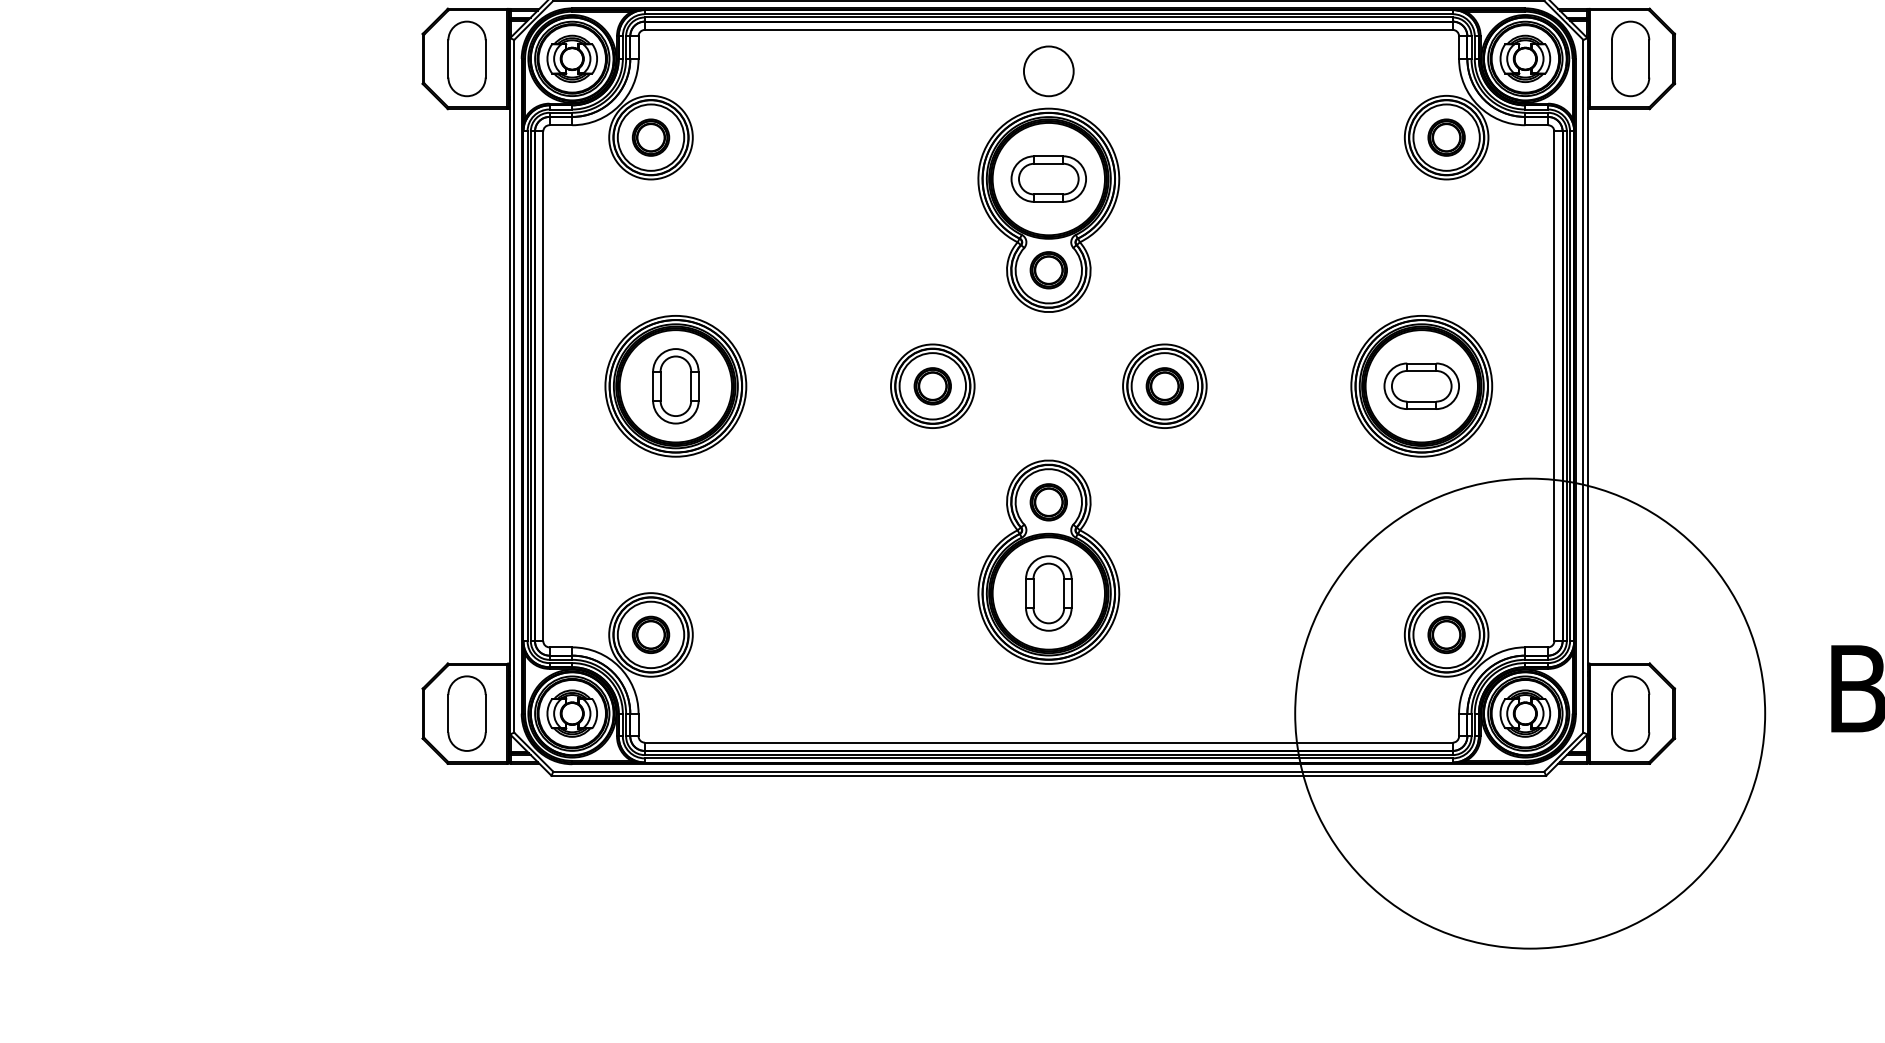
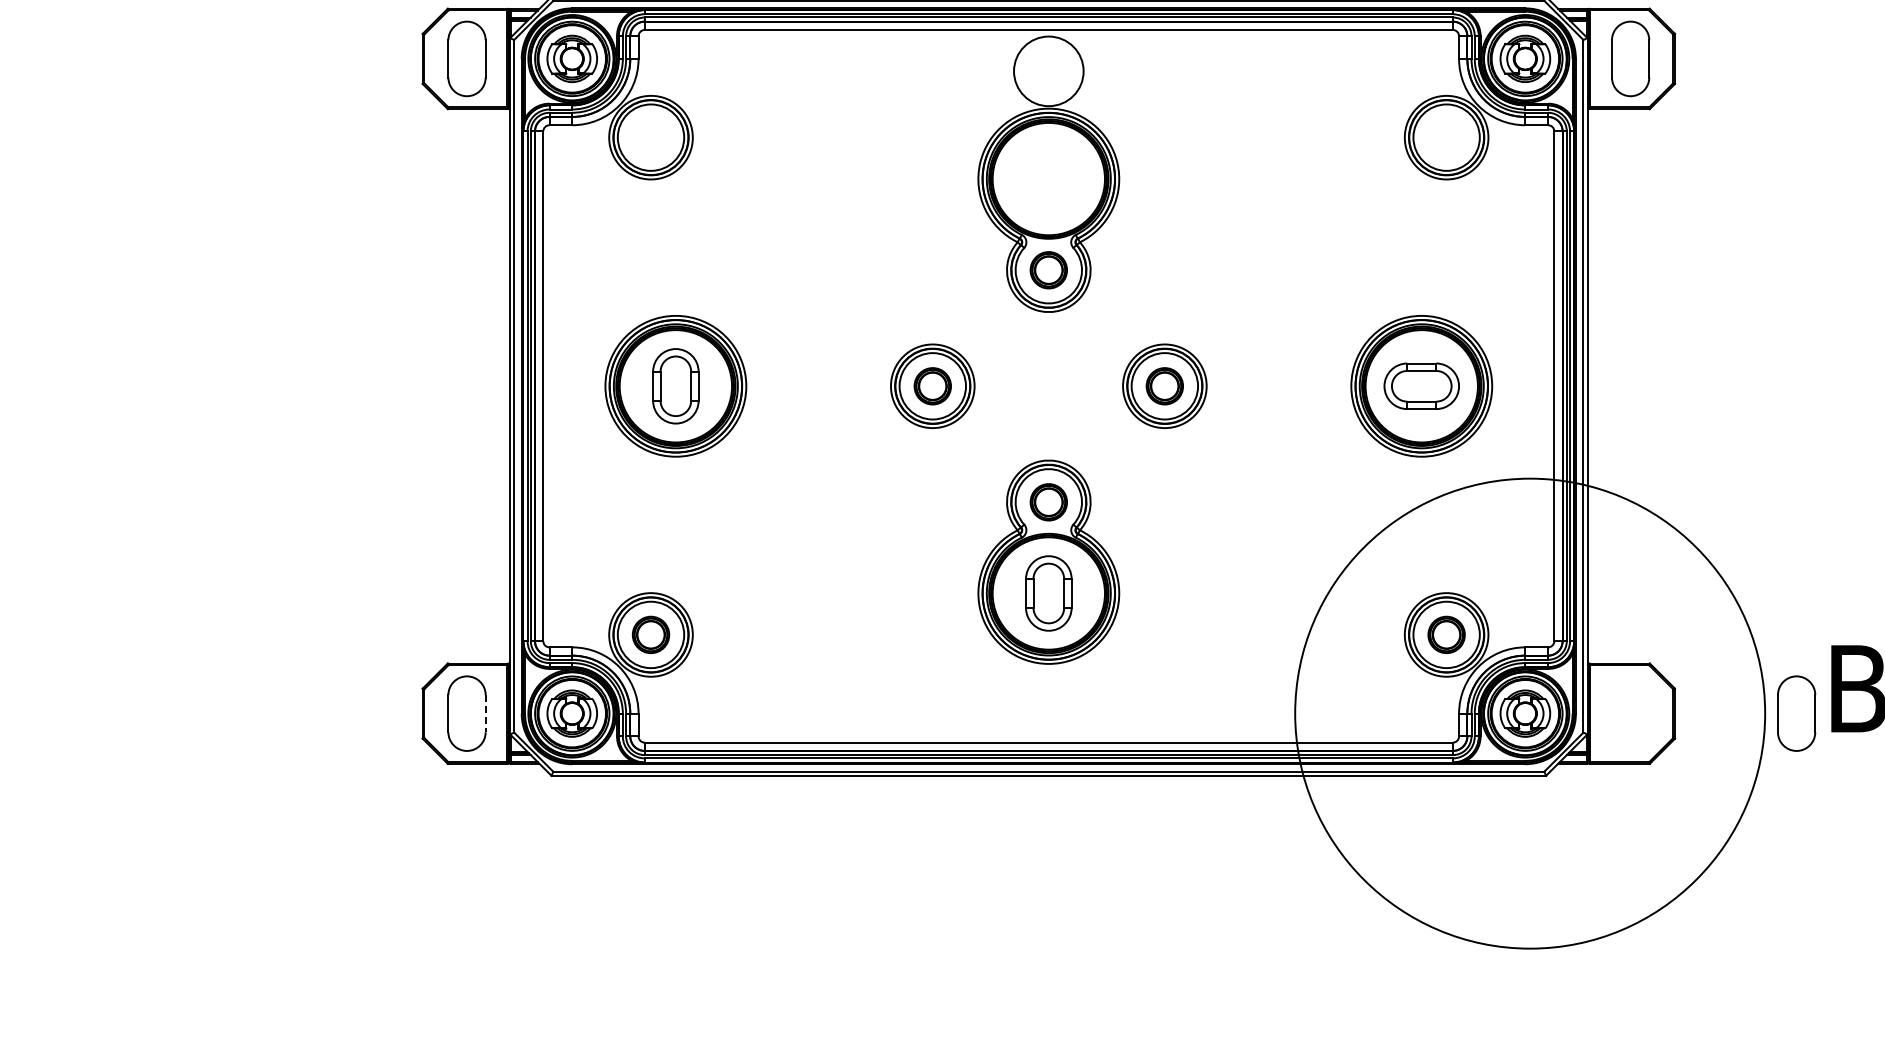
circle diameter: 50 px -> 70 px (1048, 71)
part: present -> none (650, 137)
part: present -> none (1446, 137)
part: present -> none (1048, 178)
line: solid -> dashed (485, 713)
part position: (1630, 713) -> (1796, 713) (1796, 713)
